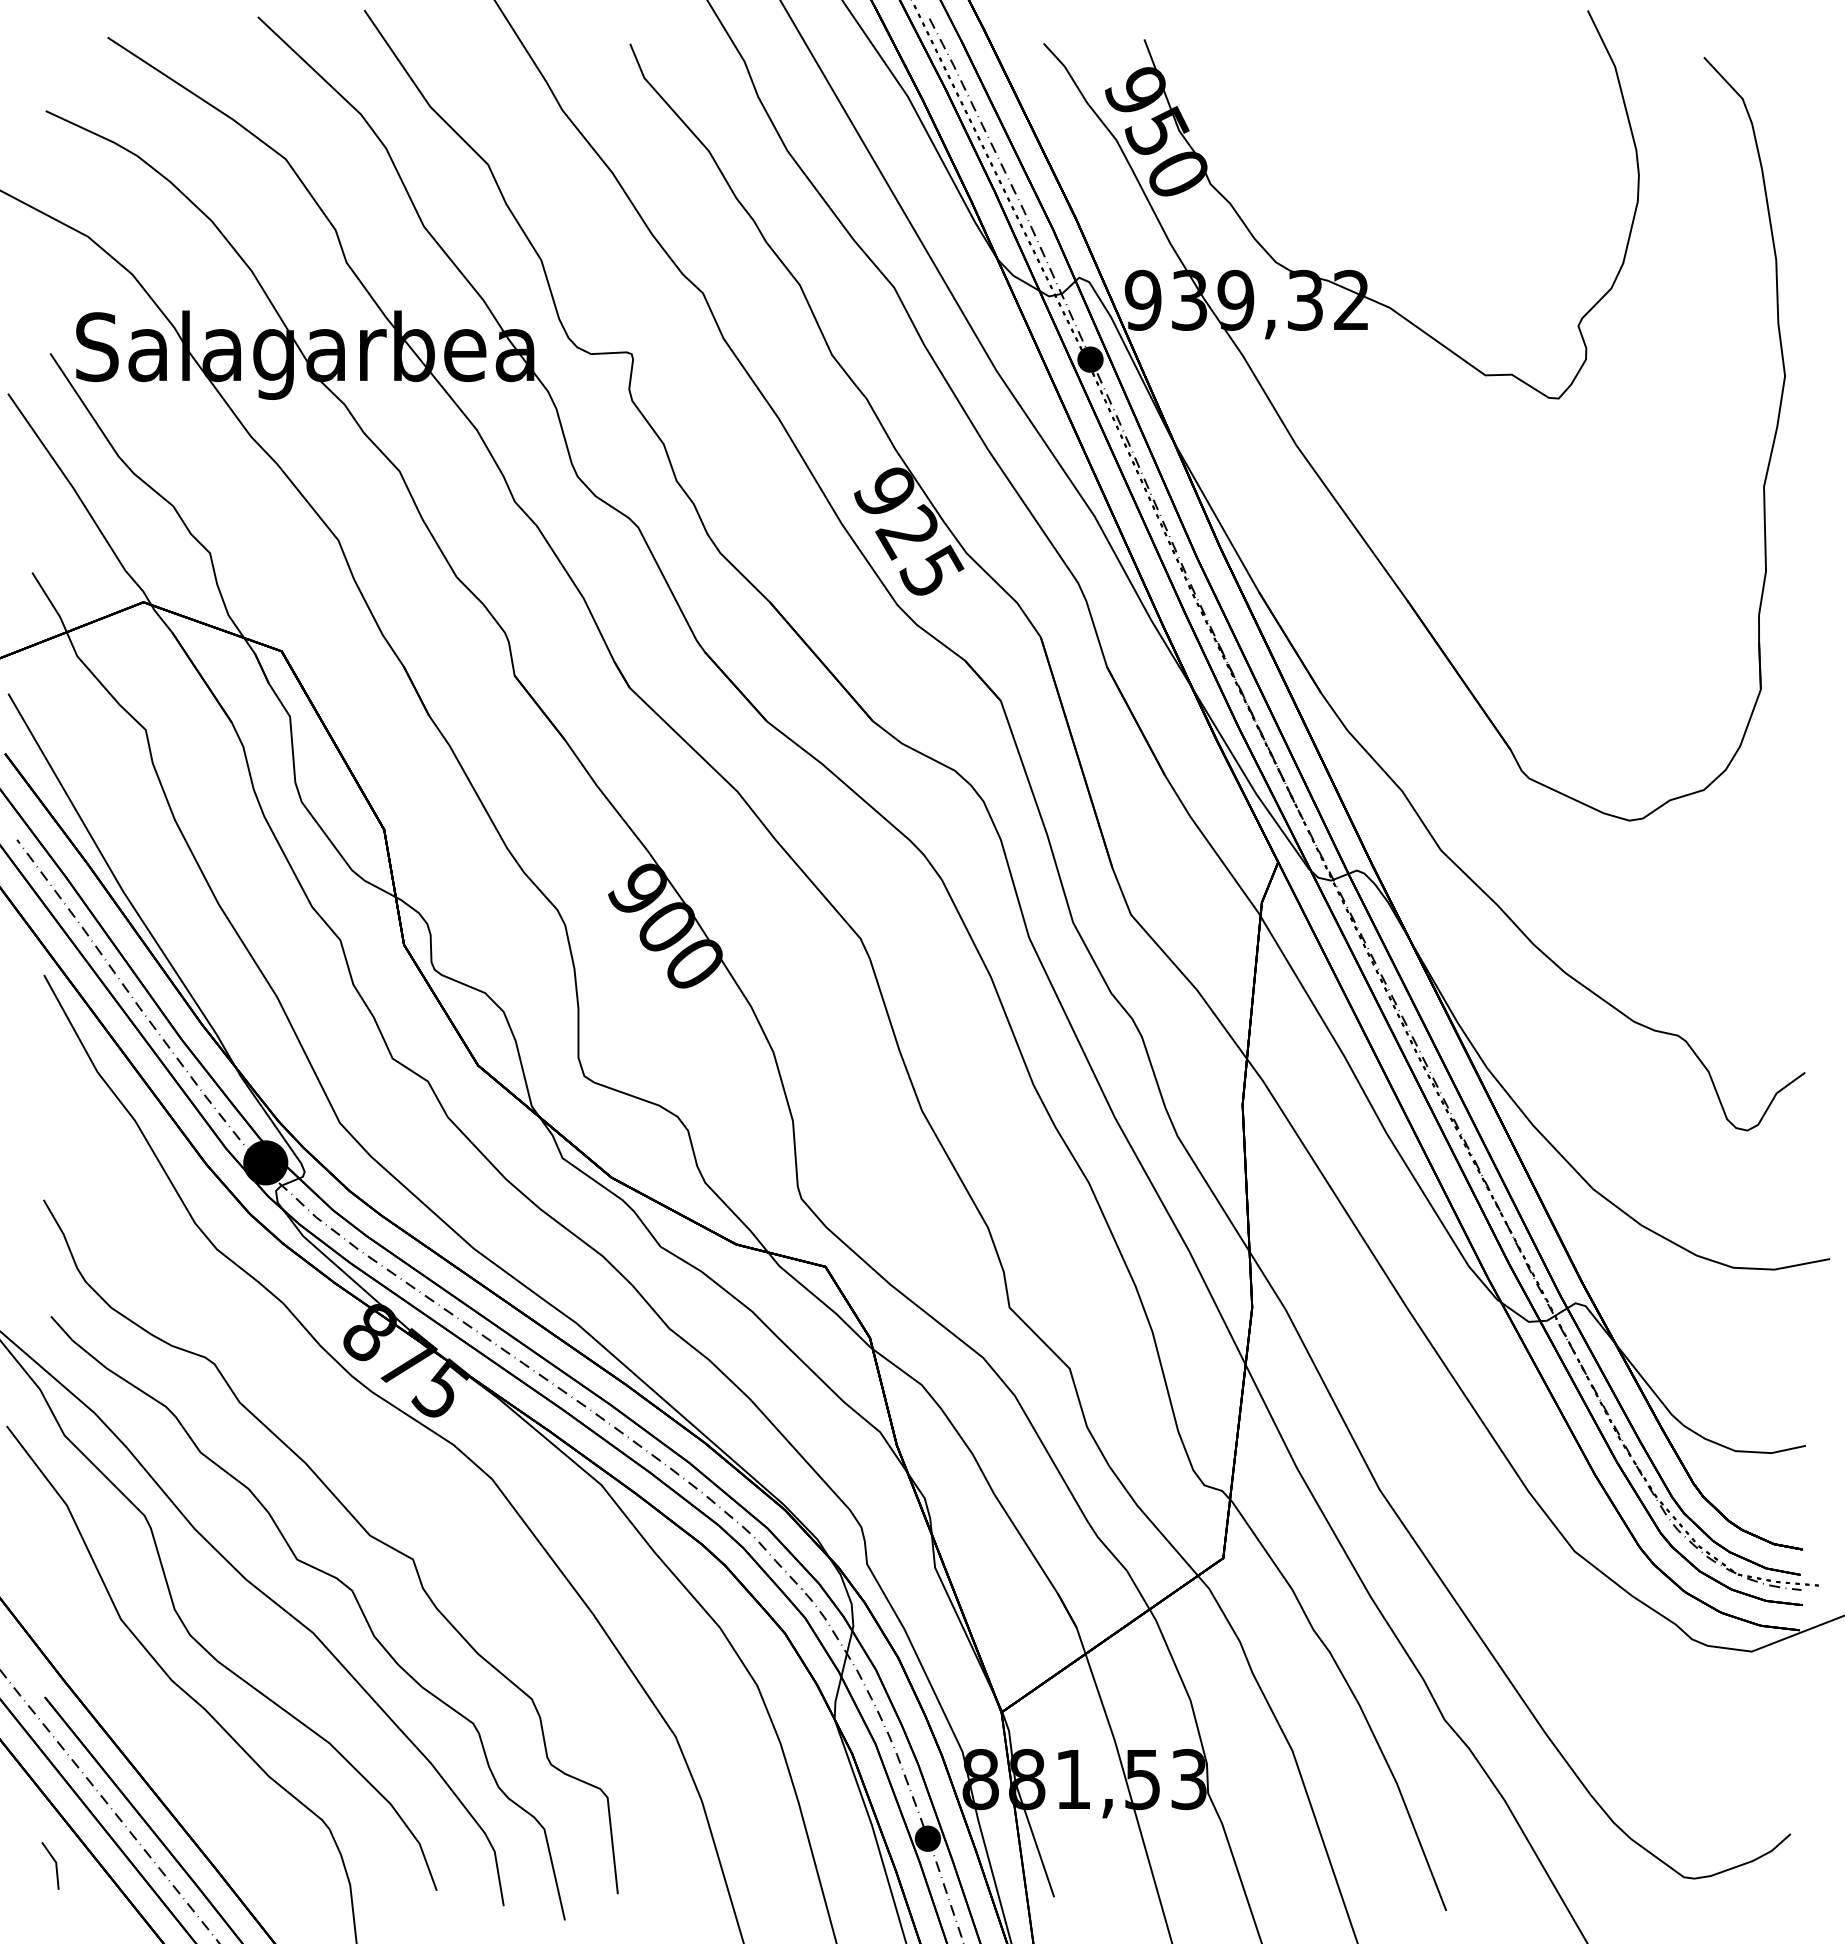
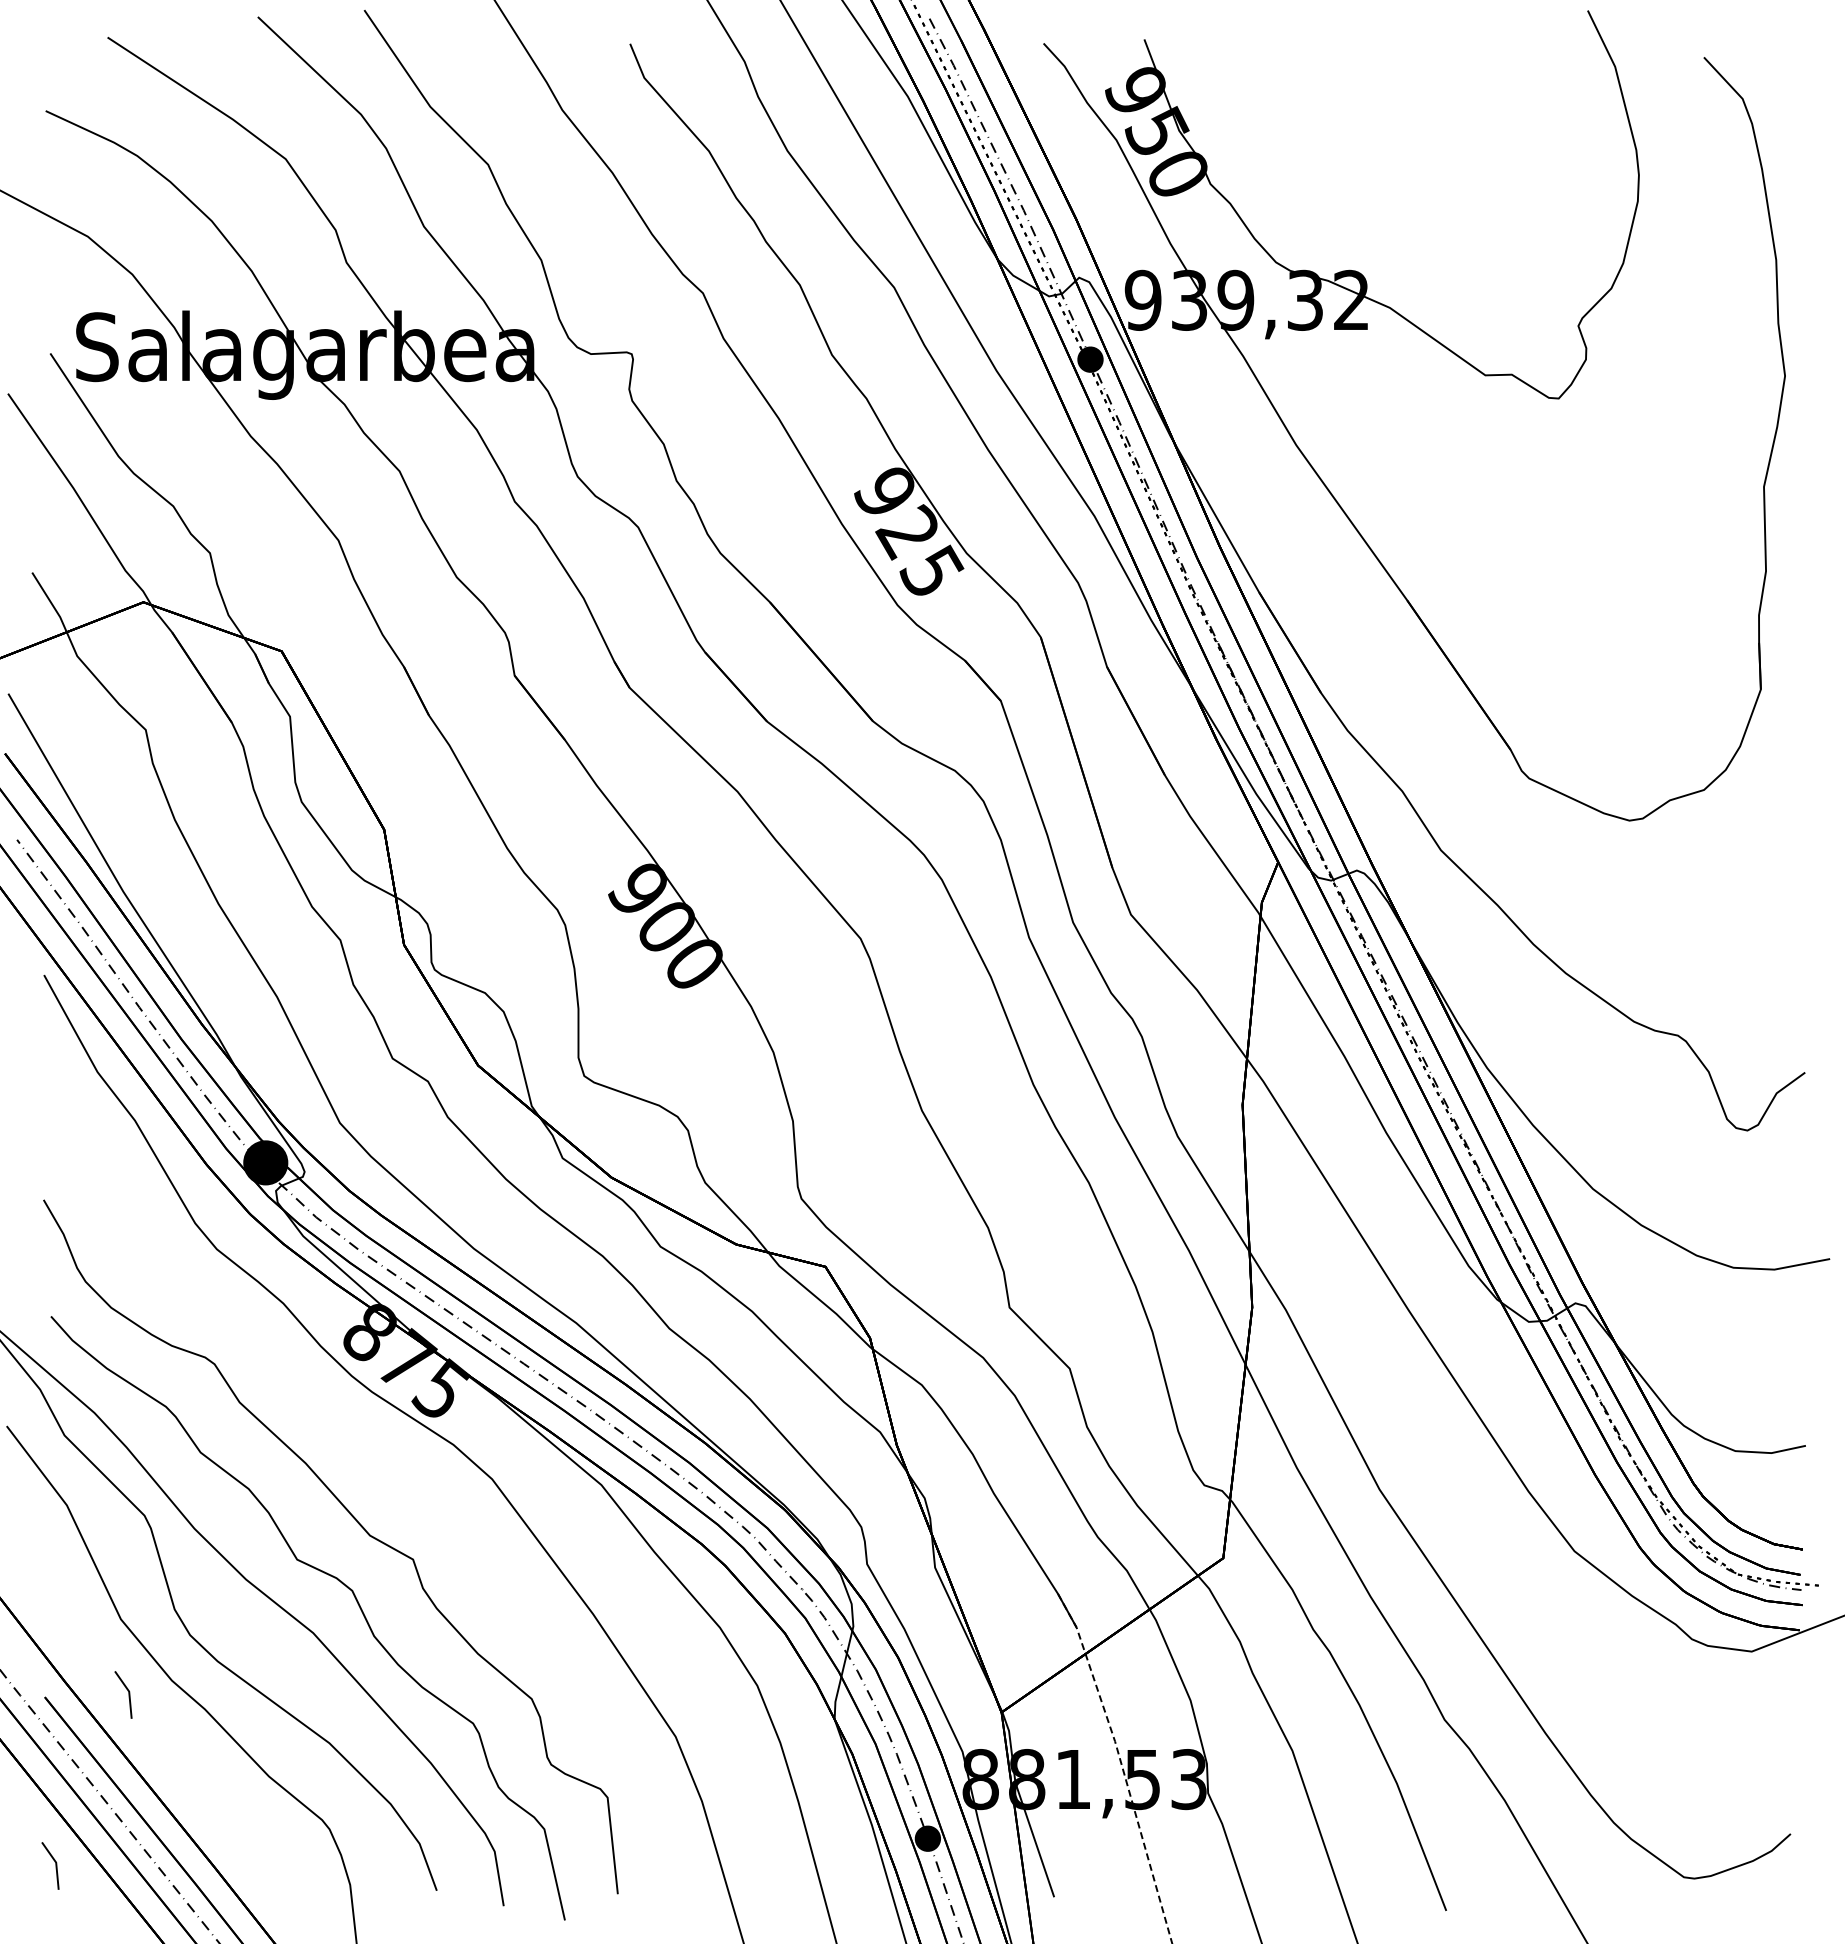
line: none -> present (127, 1691)
line: solid -> dashed (1121, 1765)
